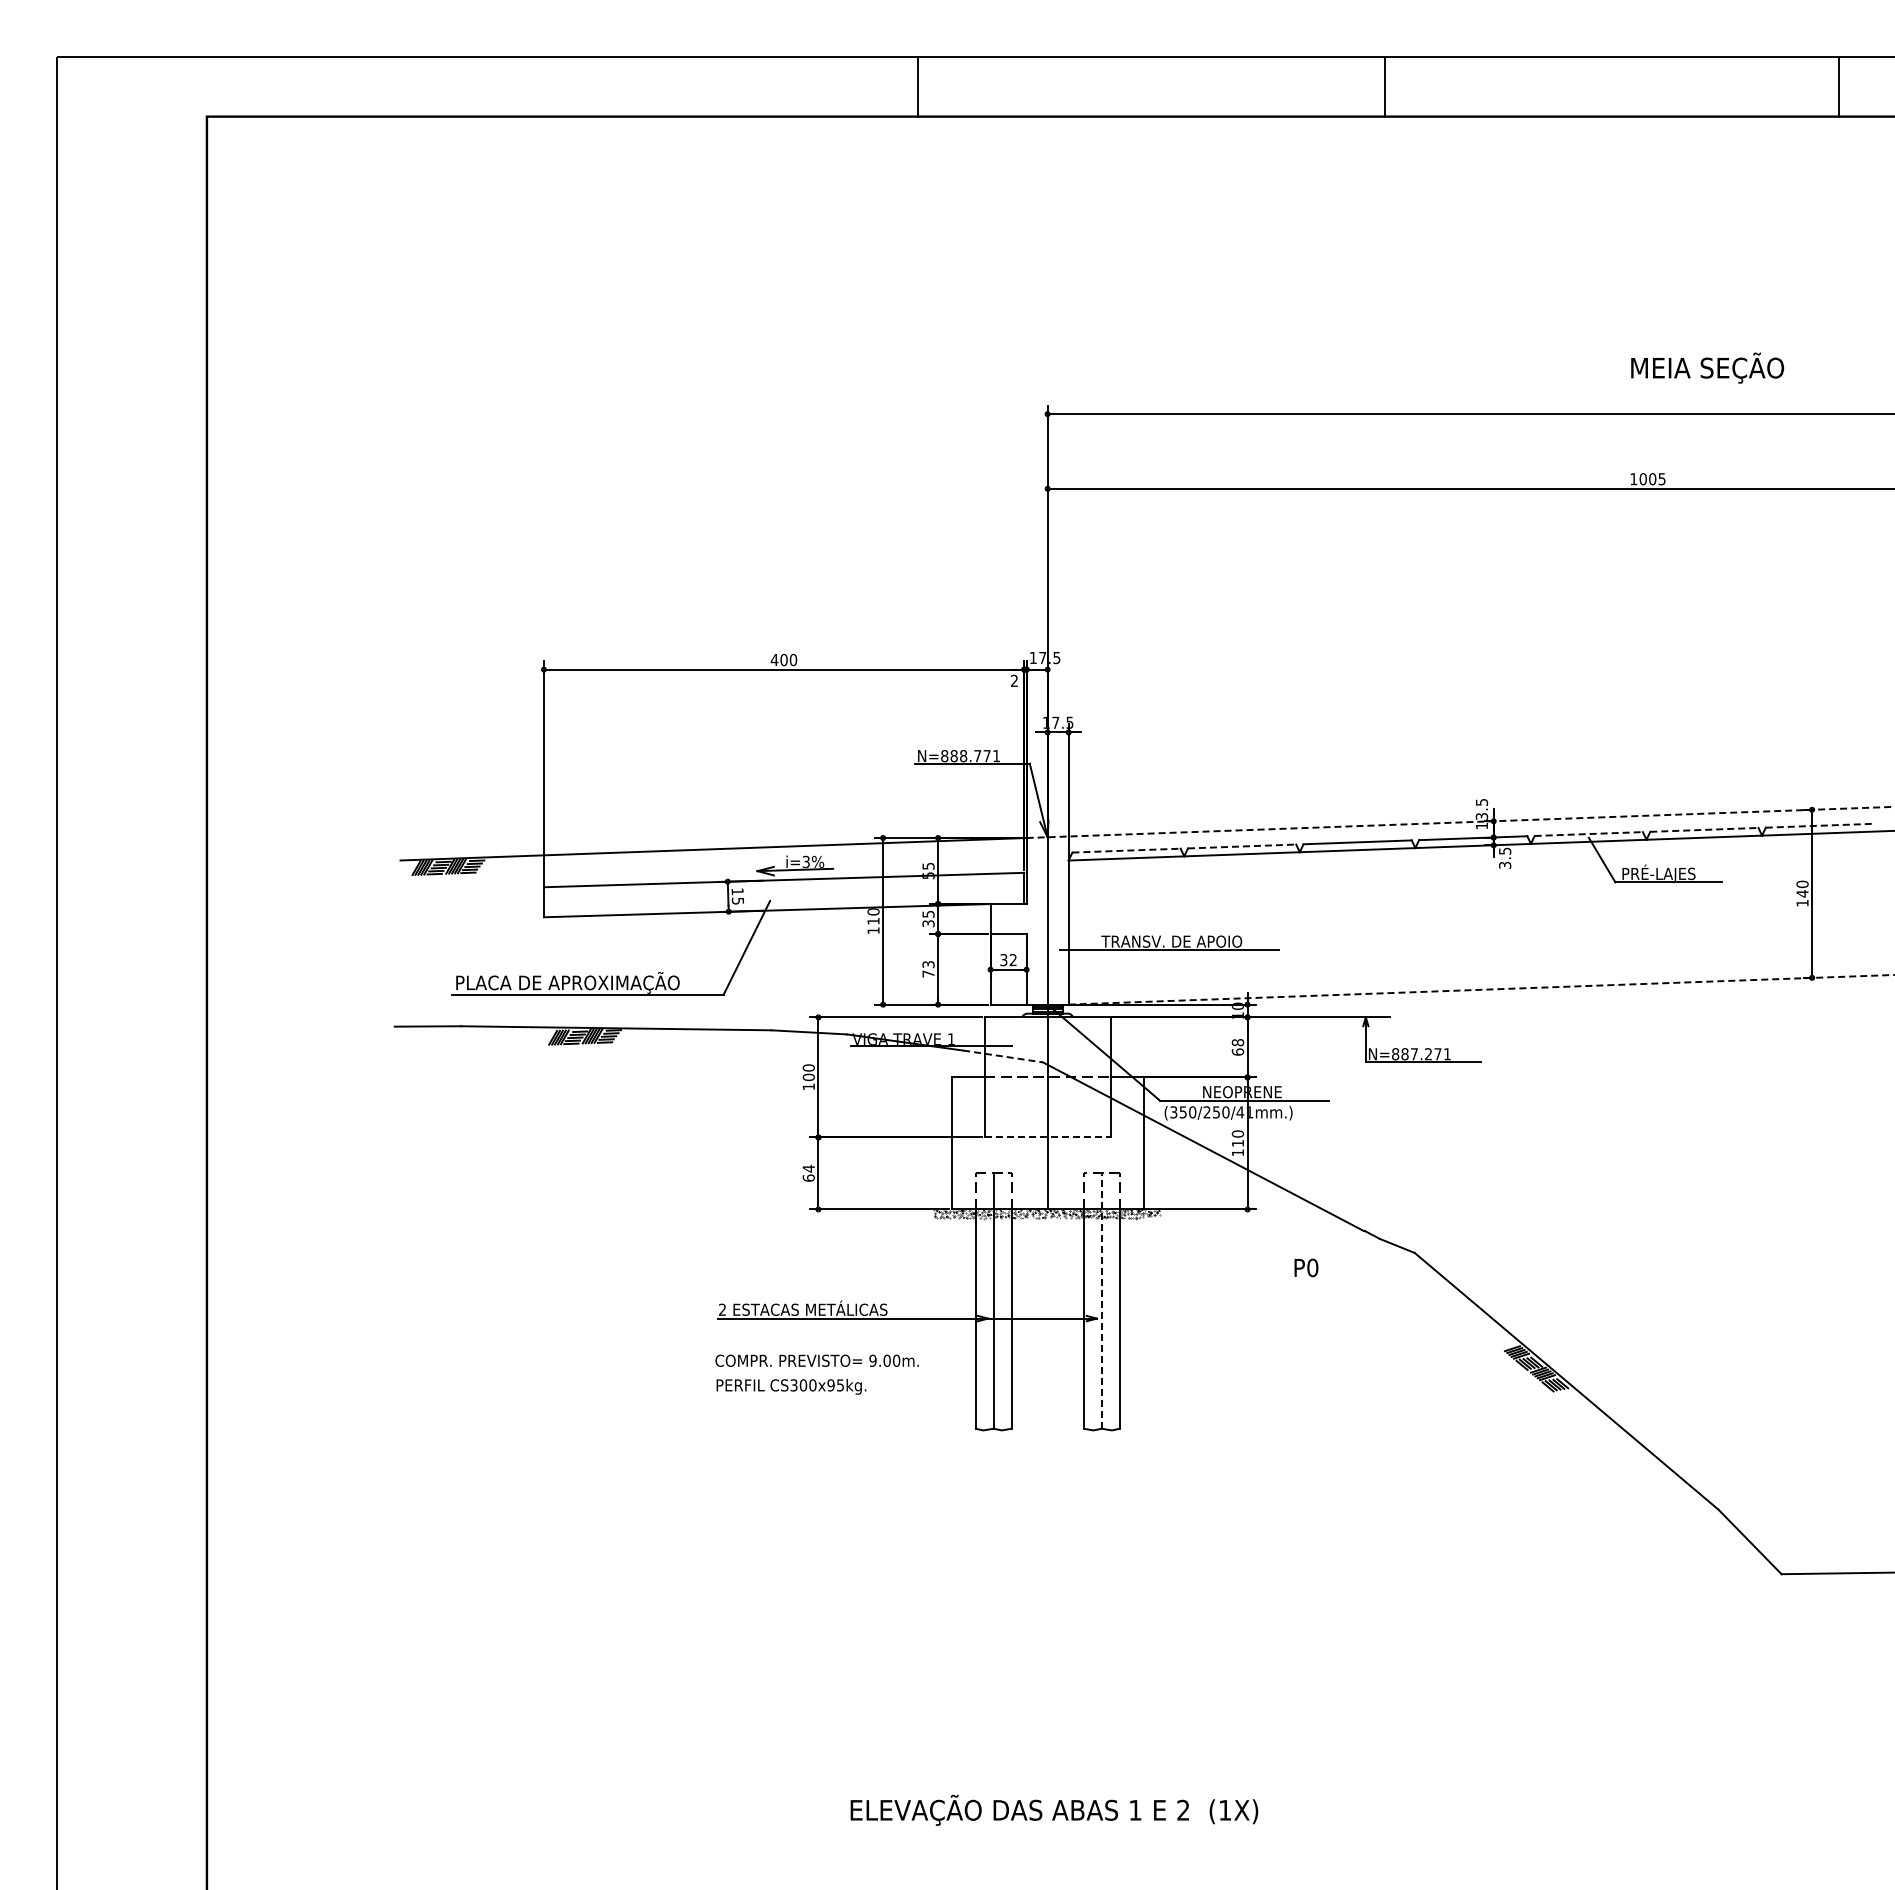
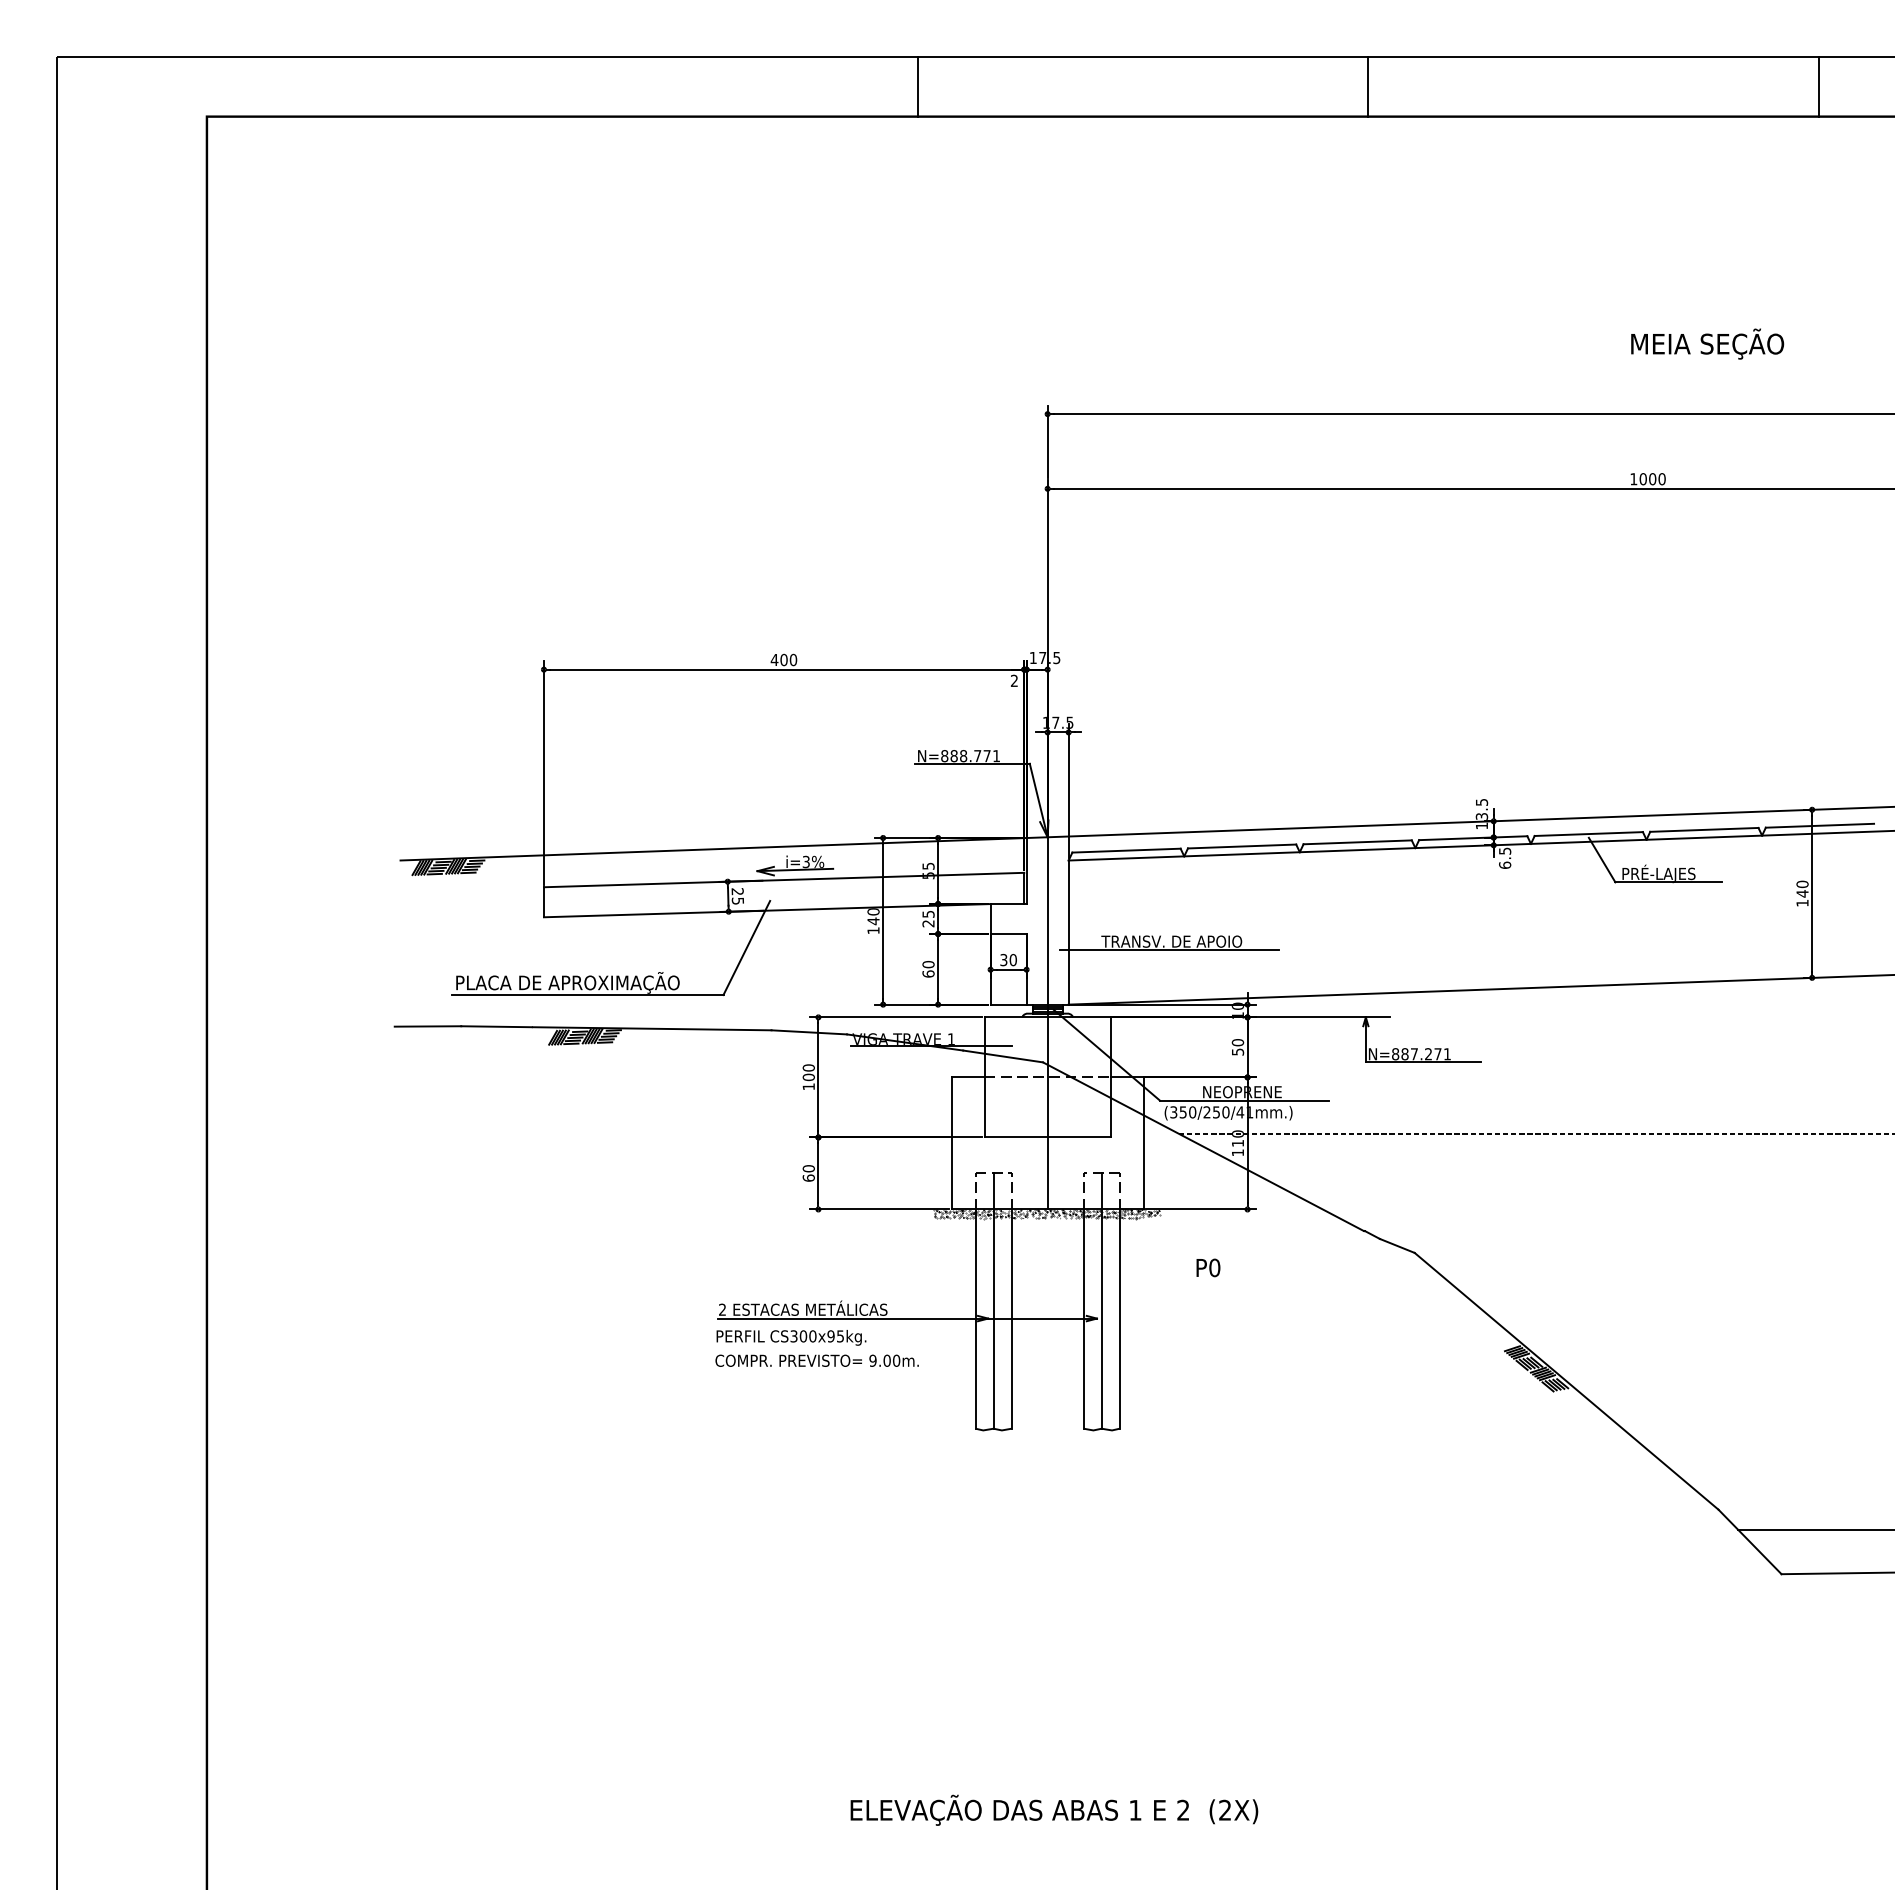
line position: (1385, 86) -> (1368, 86) (1368, 86)
line position: (1838, 86) -> (1818, 86) (1818, 86)
text position: (1707, 367) -> (1707, 343) (1707, 343)
text: 1005 -> 1000 (1661, 479)
line: dashed -> solid (1461, 822)
line: dashed -> solid (1820, 825)
line: dashed -> solid (1704, 829)
line: dashed -> solid (1589, 834)
line: dashed -> solid (1242, 846)
line: dashed -> solid (1127, 850)
text: 3.5 -> 6.5 (1505, 864)
text: 15 -> 25 (737, 891)
text: 110 -> 140 (873, 921)
text: 35 -> 25 (928, 923)
text: 32 -> 30 (1012, 960)
text: 73 -> 60 (928, 969)
line: dashed -> solid (1482, 989)
text: 68 -> 50 (1237, 1047)
line: dashed -> solid (1003, 1056)
line: none -> present (1534, 1133)
line: dashed -> solid (1048, 1137)
text: 64 -> 60 (808, 1168)
text position: (1306, 1267) -> (1208, 1267) (1208, 1267)
line: dashed -> solid (1101, 1301)
text position: (791, 1386) -> (791, 1337) (791, 1337)
line: none -> present (1814, 1529)
text: (1X) -> (2X) (1224, 1809)
